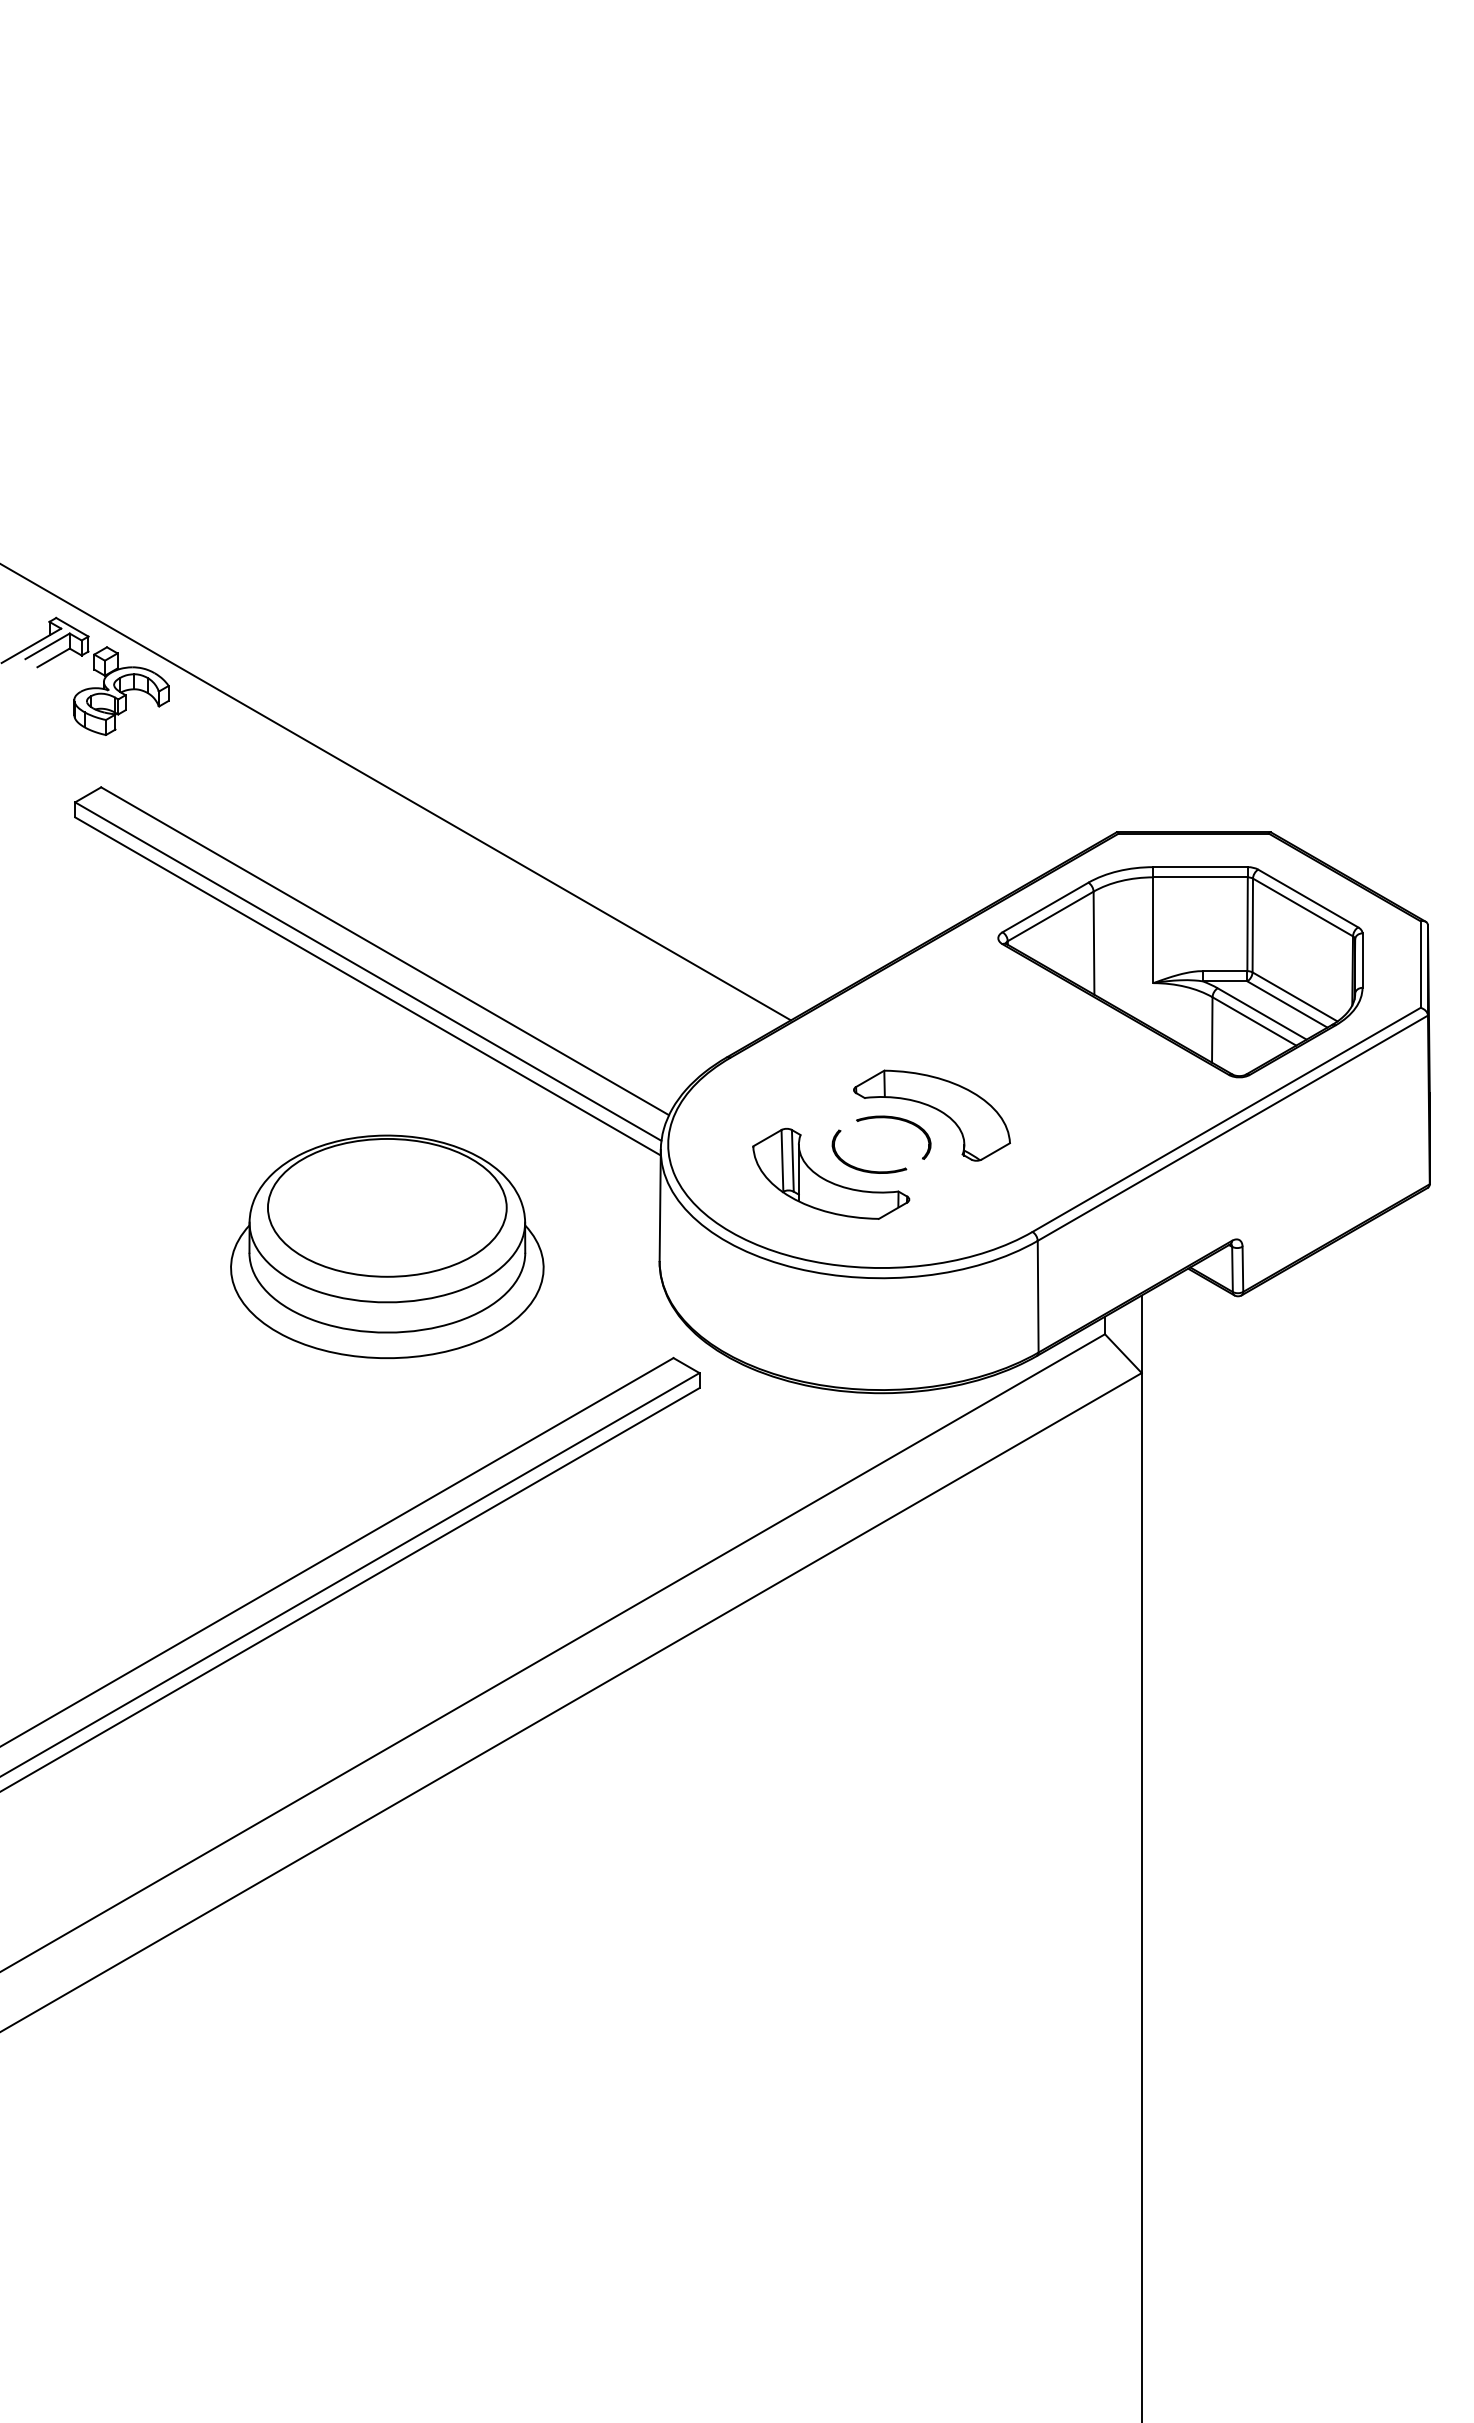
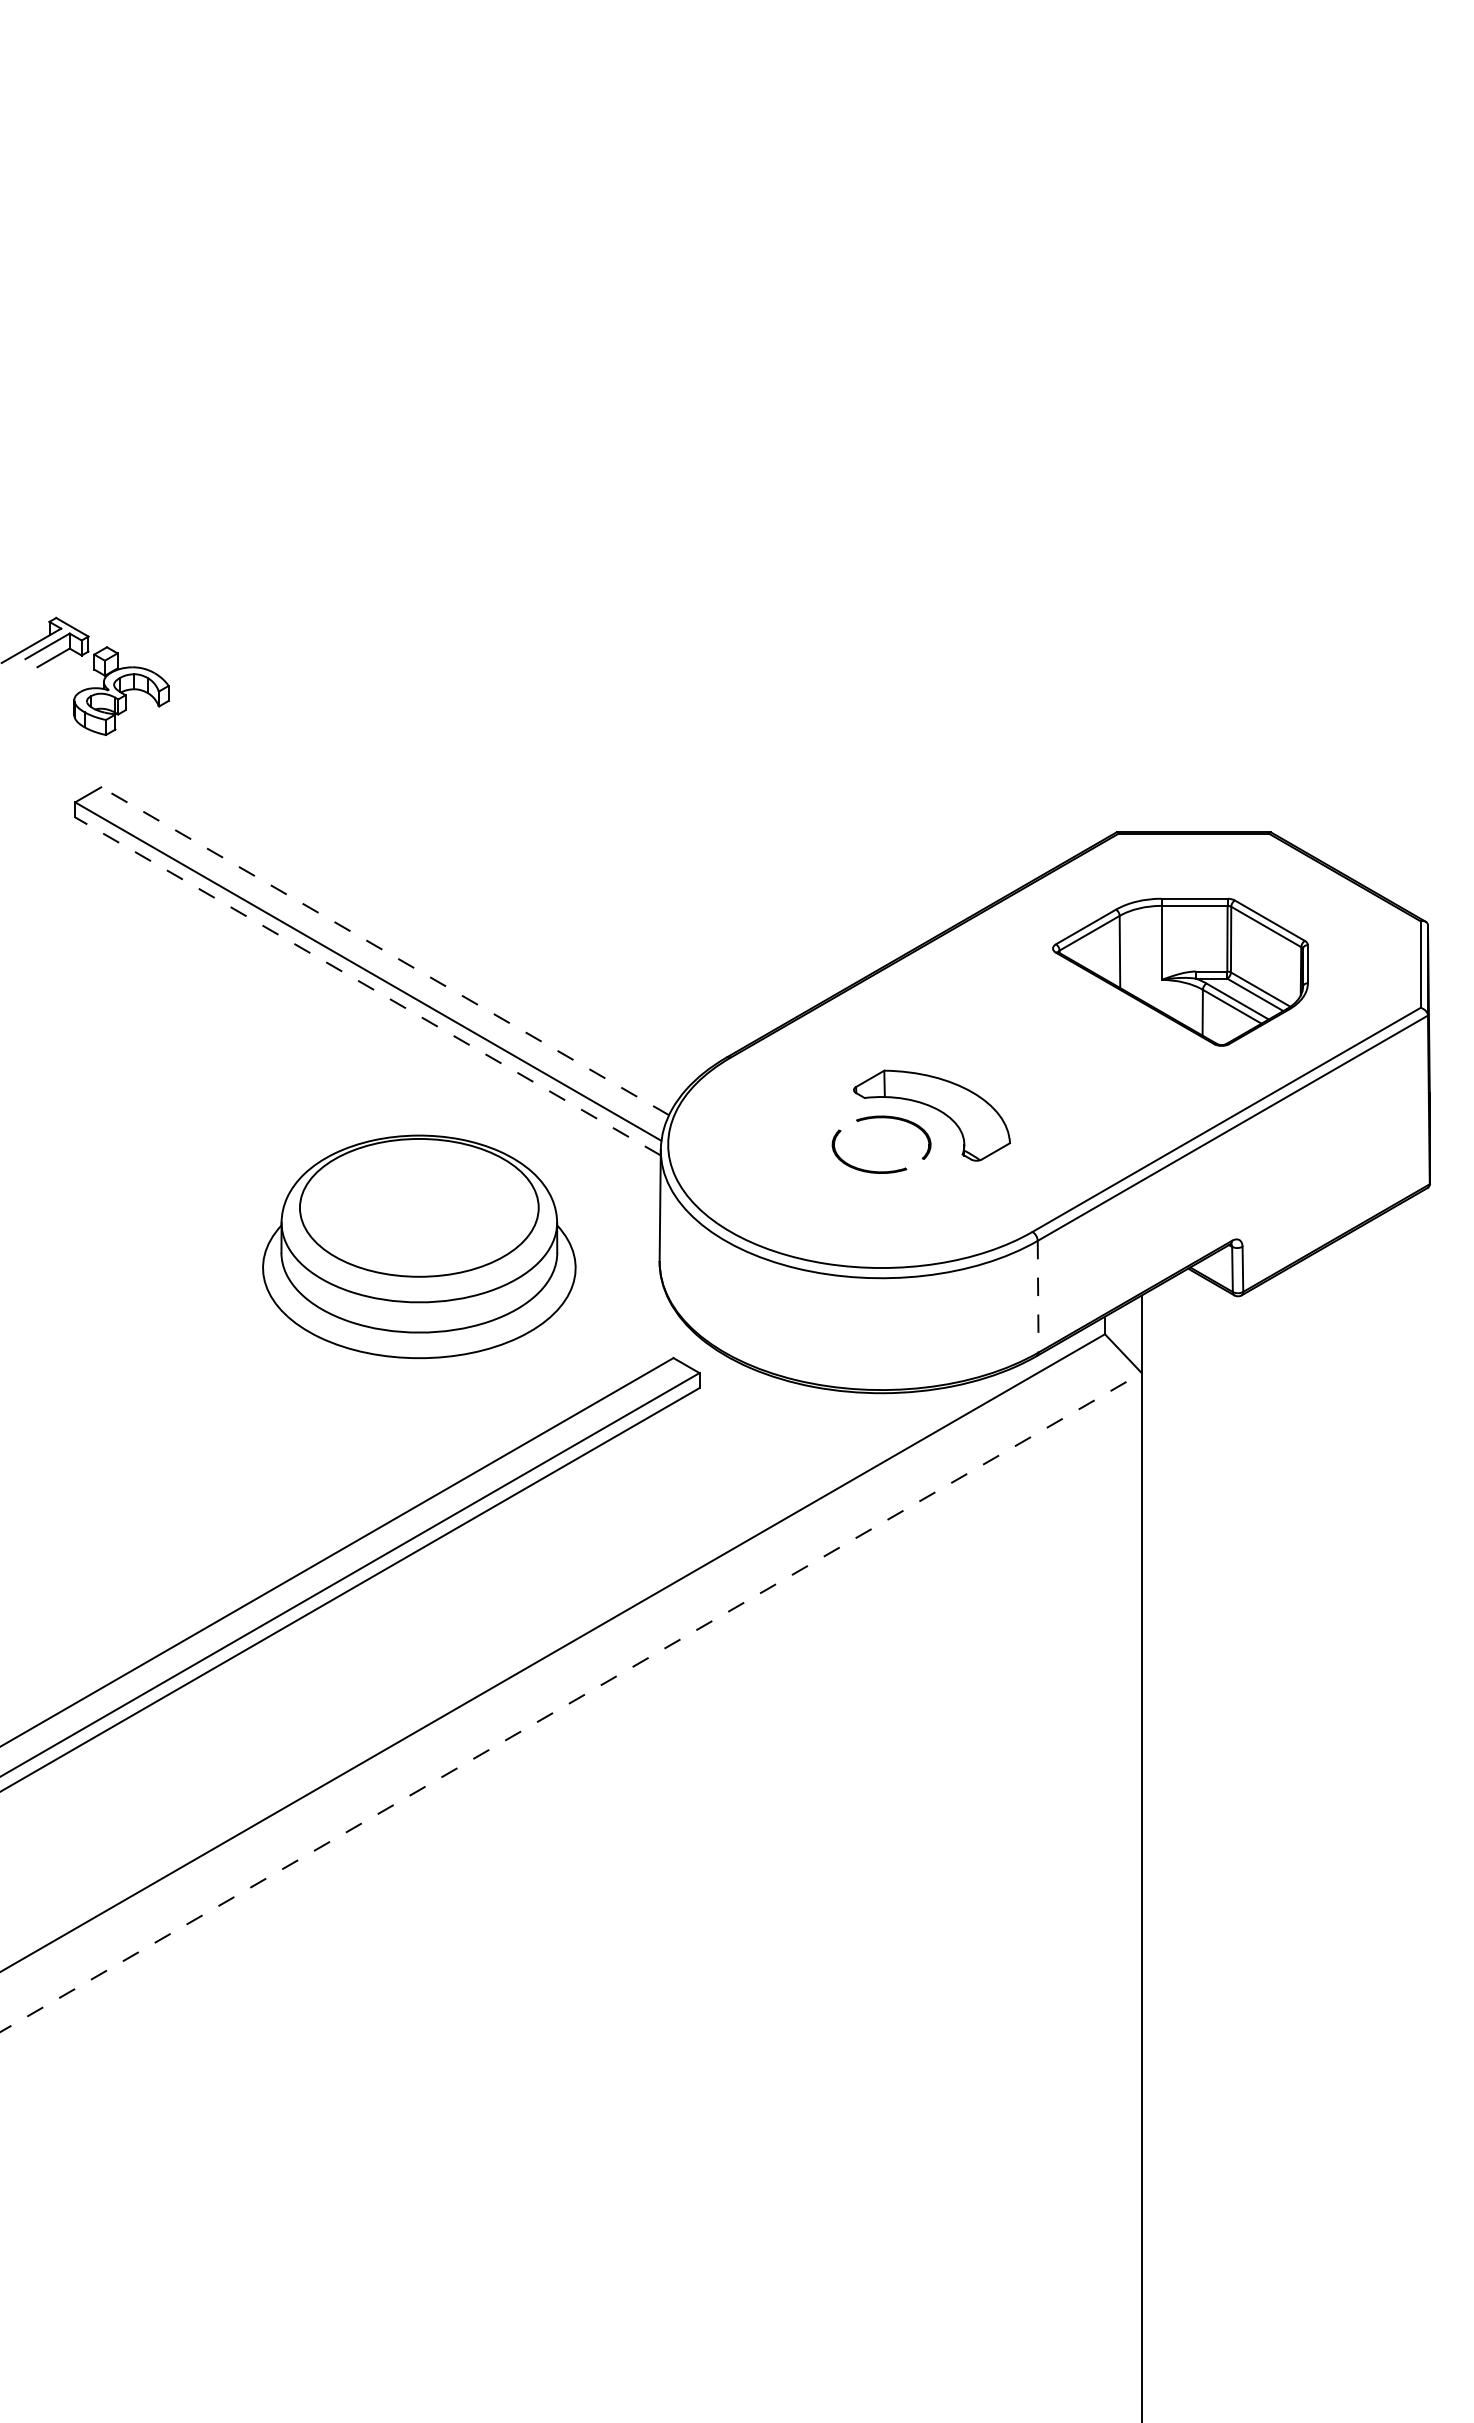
line: present -> none (396, 792)
line: solid -> dashed (385, 951)
part size: 367x213 px -> 257x150 px (1180, 971)
line: solid -> dashed (367, 986)
part: present -> none (827, 1179)
part position: (387, 1246) -> (419, 1246) (419, 1246)
line: solid -> dashed (1038, 1296)
line: solid -> dashed (571, 1702)
